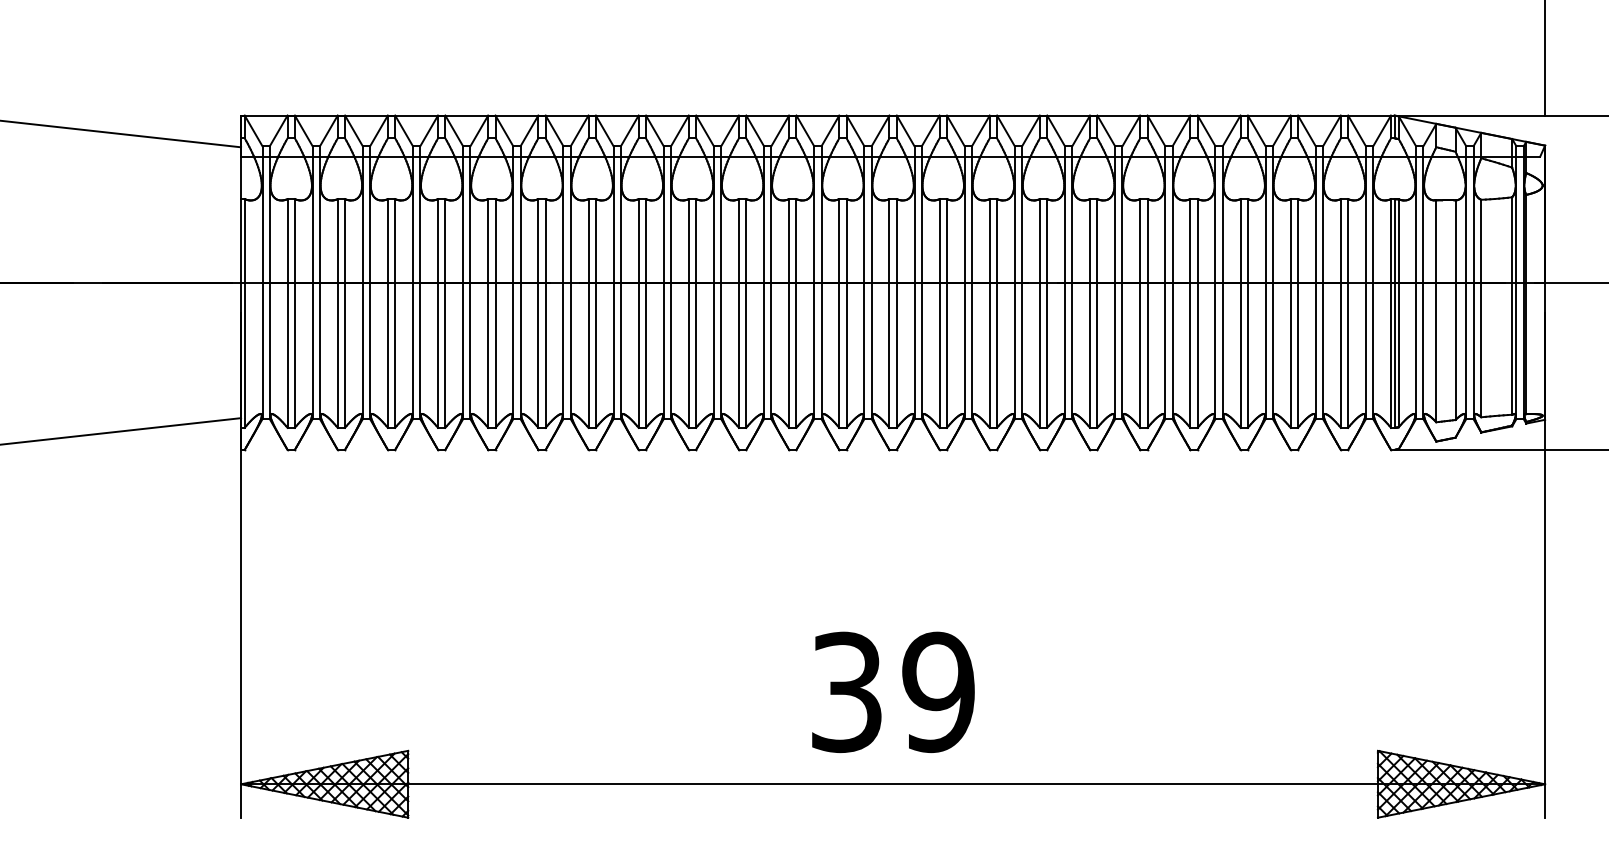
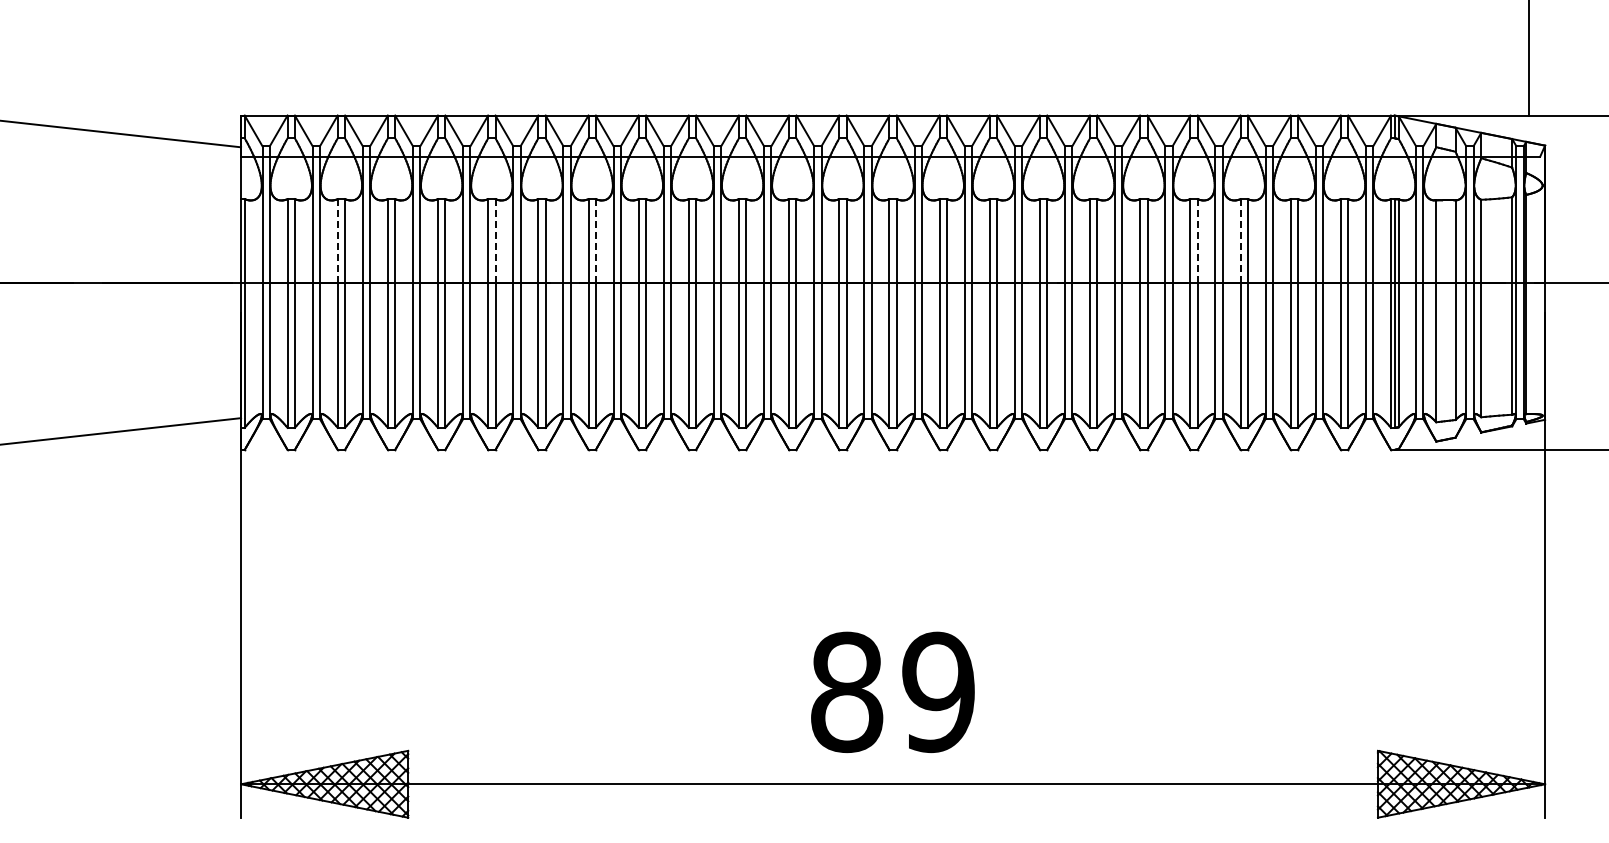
line position: (1545, 58) -> (1529, 58) (1529, 58)
line: solid -> dashed (337, 240)
line: solid -> dashed (495, 240)
line: solid -> dashed (595, 240)
line: solid -> dashed (1197, 240)
line: solid -> dashed (1240, 240)
text: 39 -> 89 (847, 692)
